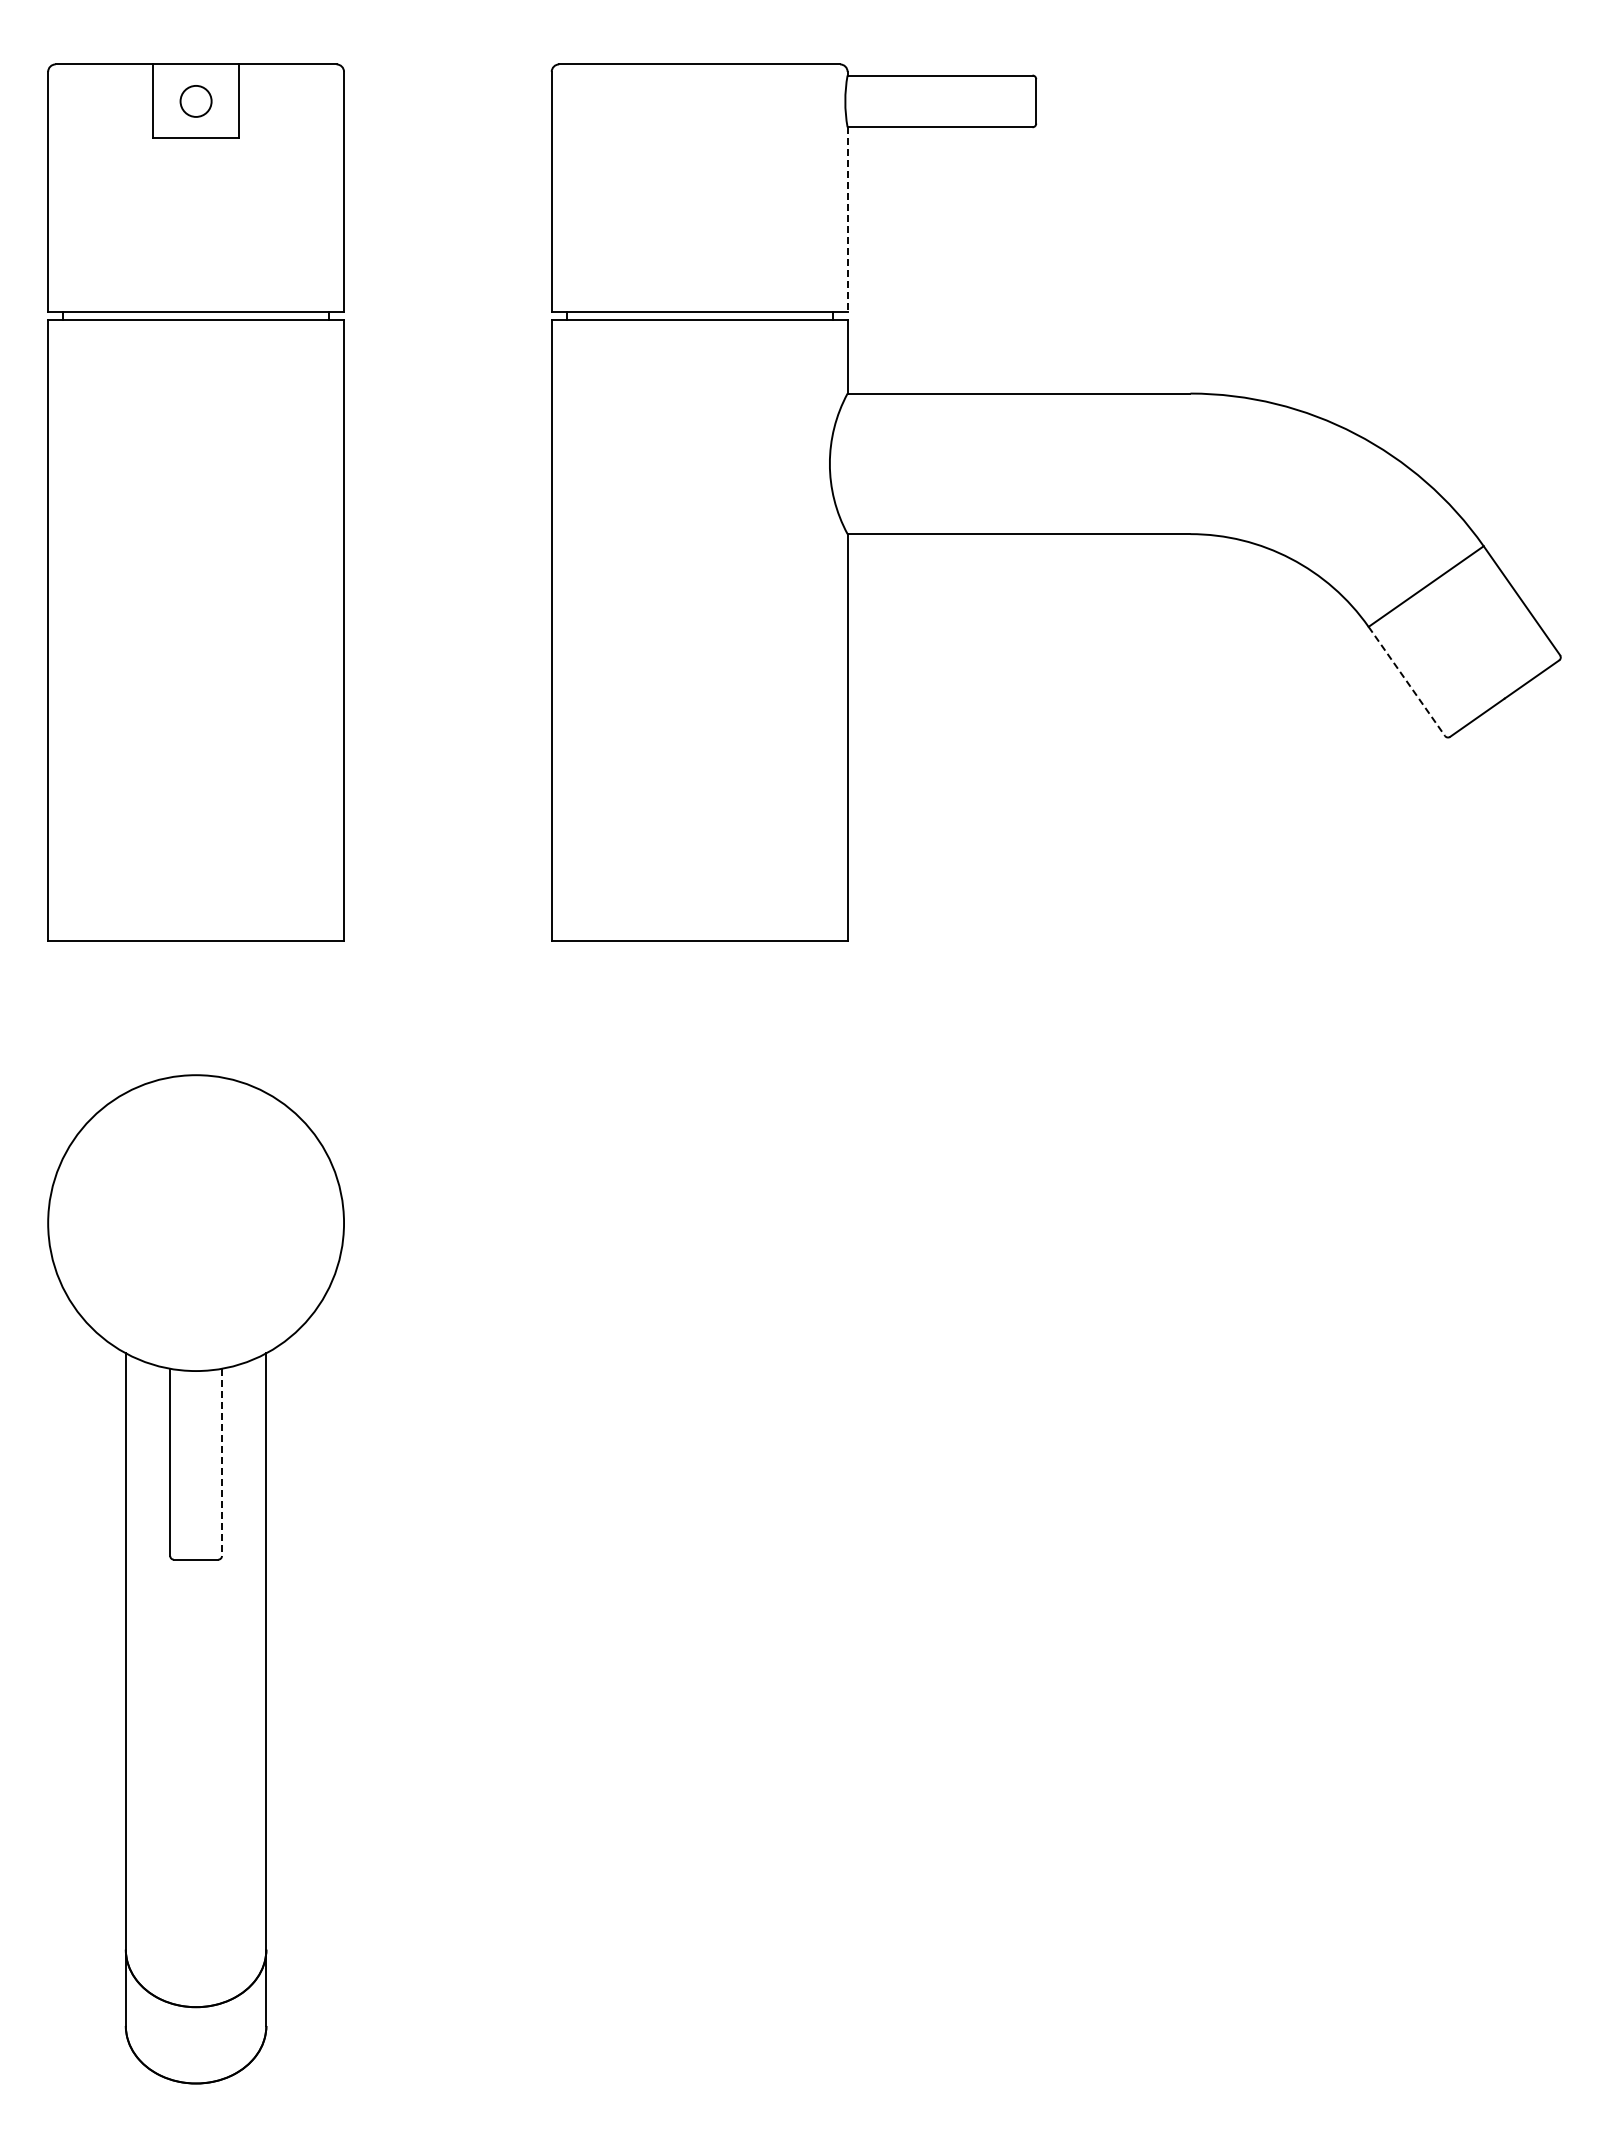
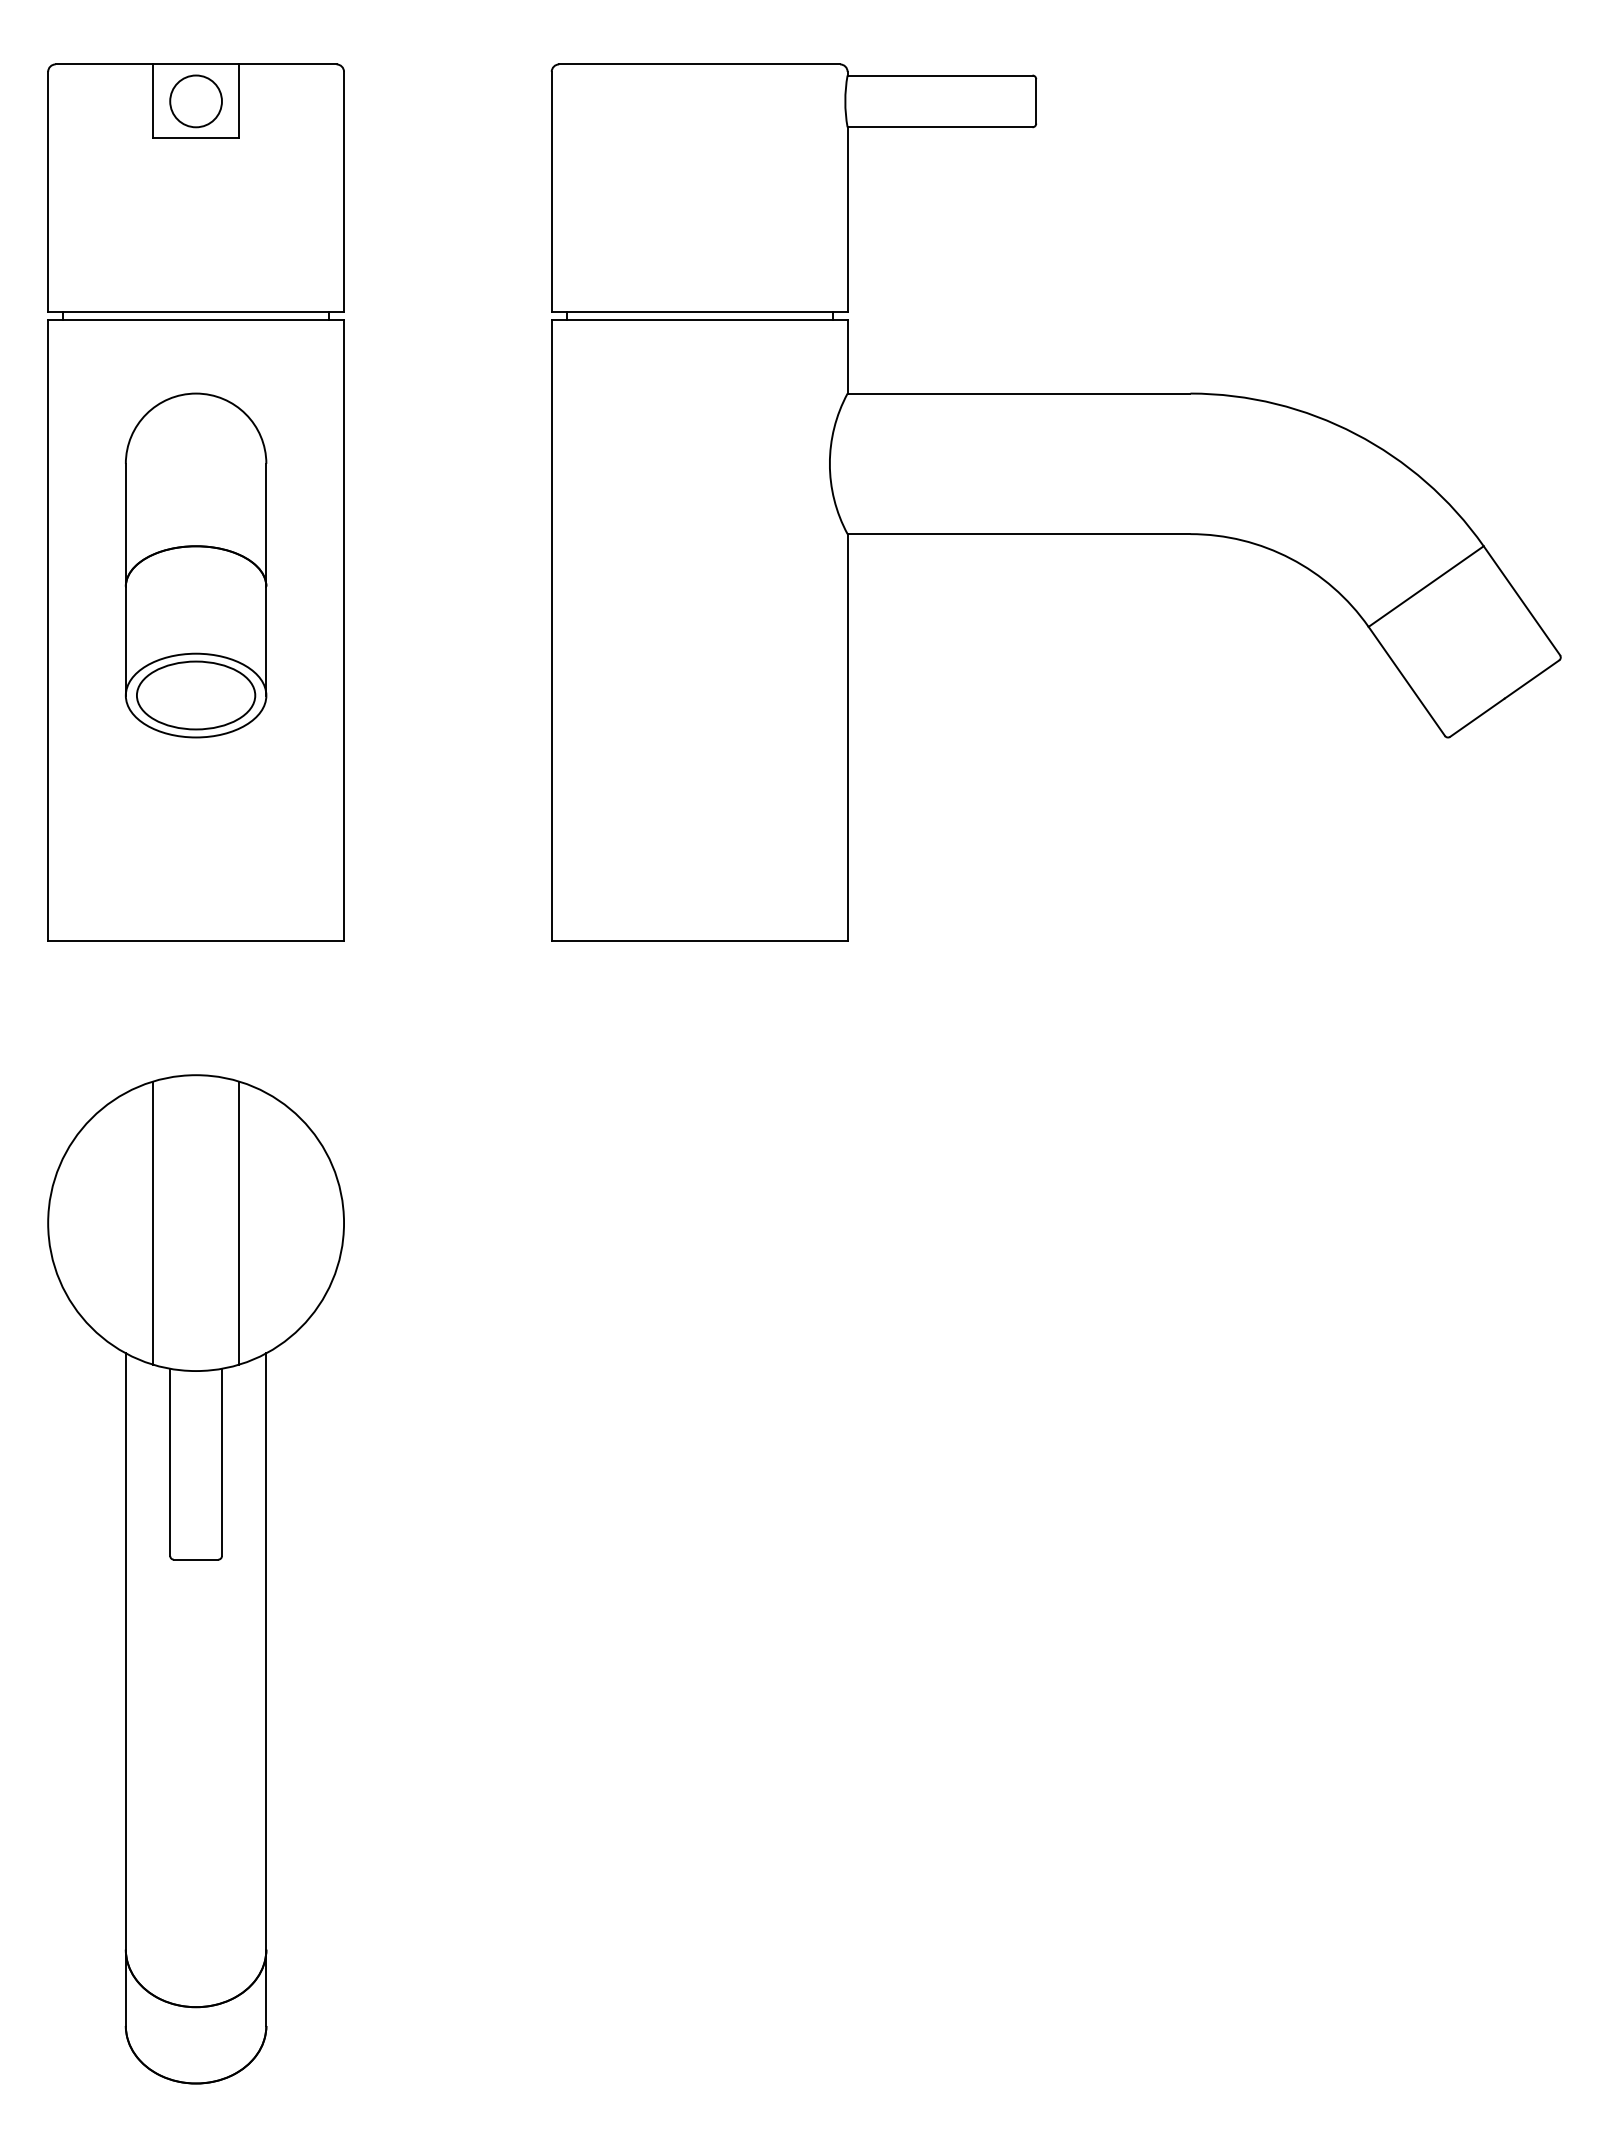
circle diameter: 31 px -> 52 px (195, 101)
line: dashed -> solid (847, 220)
part: none -> present (195, 565)
line: dashed -> solid (1406, 681)
line: none -> present (153, 1222)
line: none -> present (239, 1222)
line: dashed -> solid (221, 1462)
